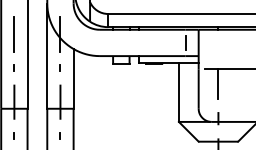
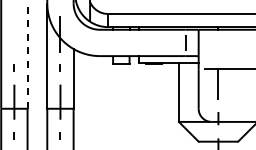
line: present -> none (14, 33)
line: solid -> dashed (27, 54)
